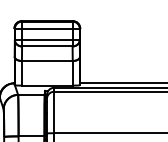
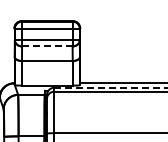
line: solid -> dashed (47, 46)
line: solid -> dashed (111, 87)
